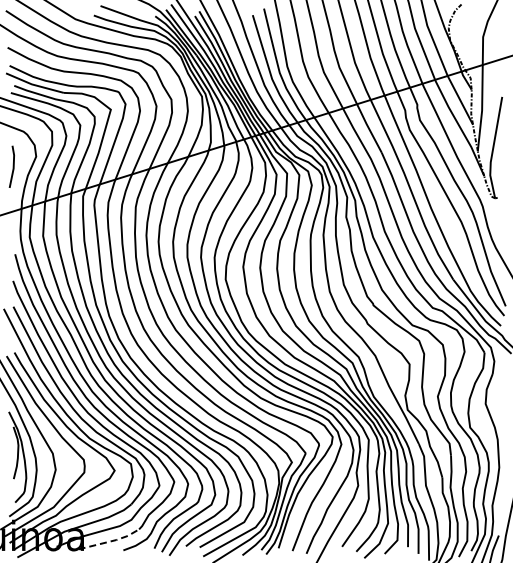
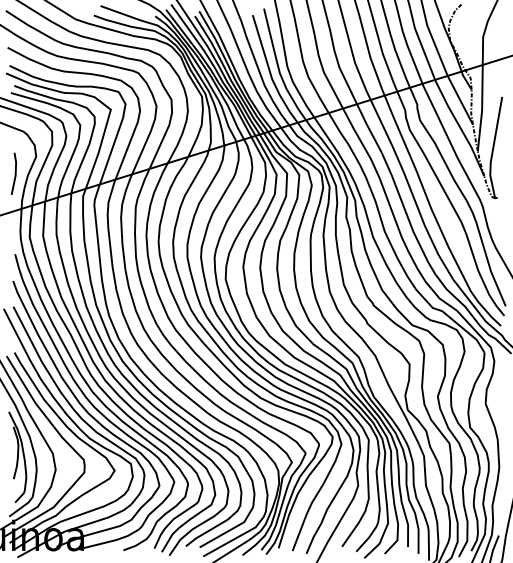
line position: (12, 166) -> (14, 173) (14, 173)
line: dashed -> solid (111, 541)
